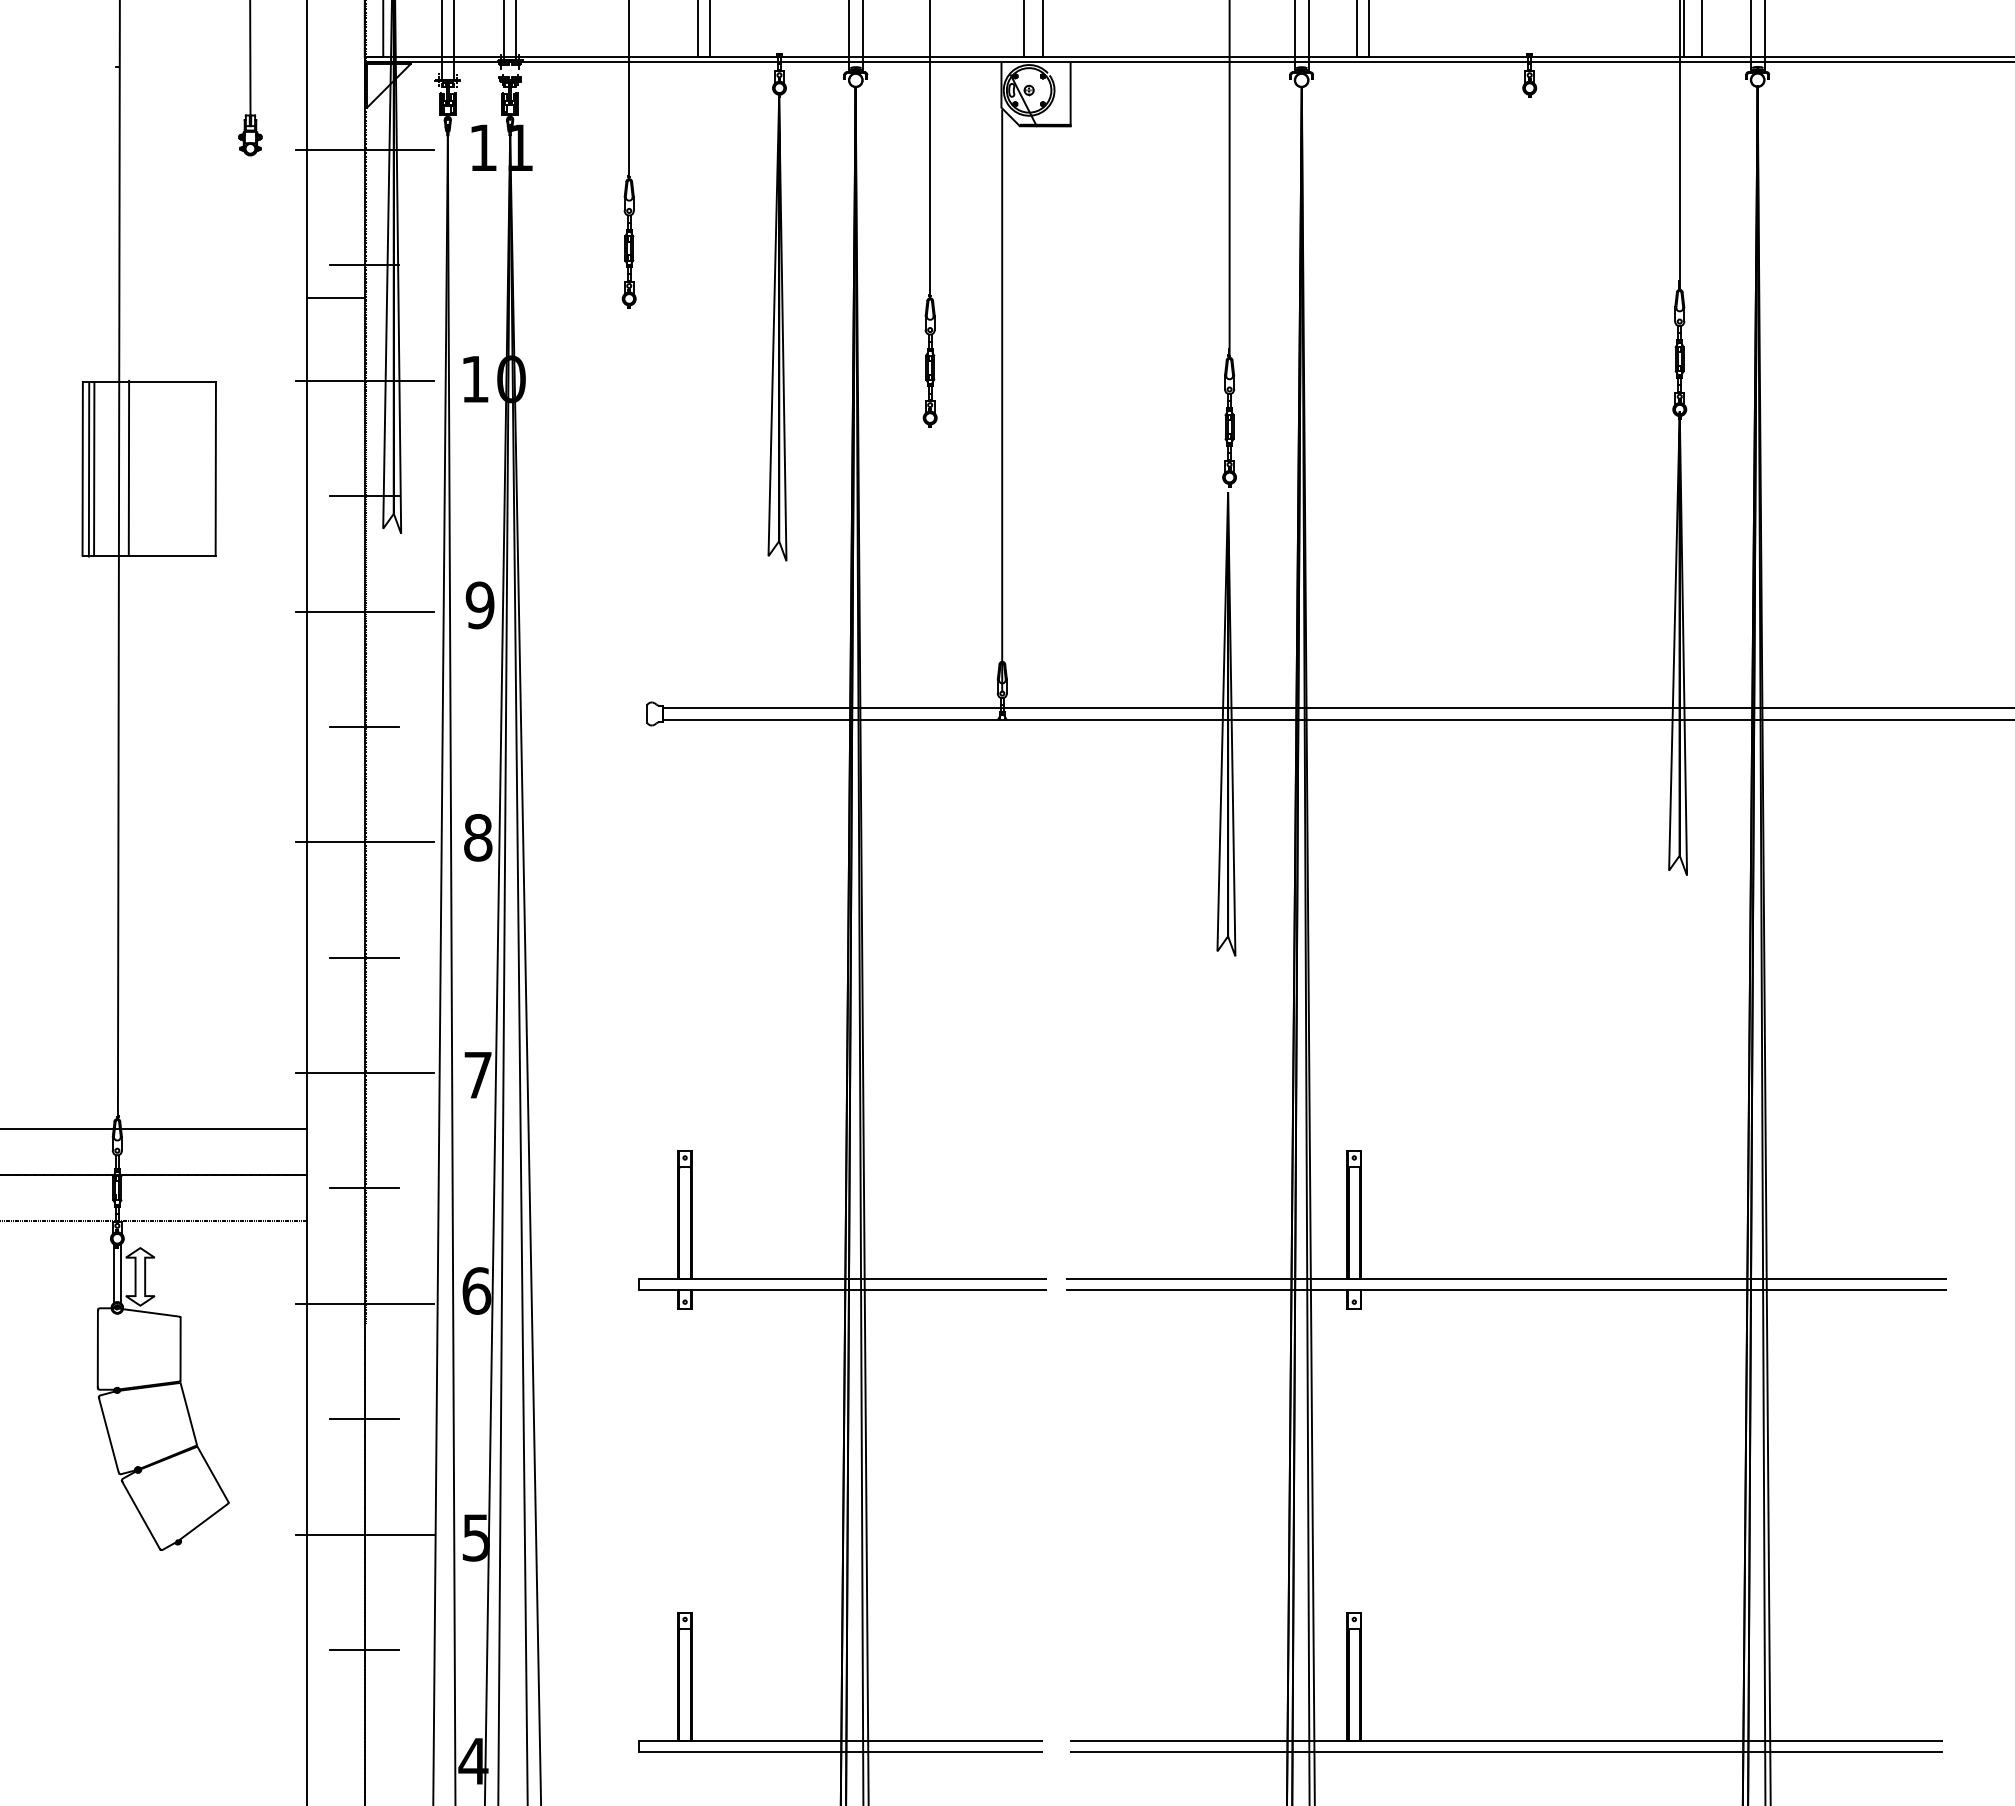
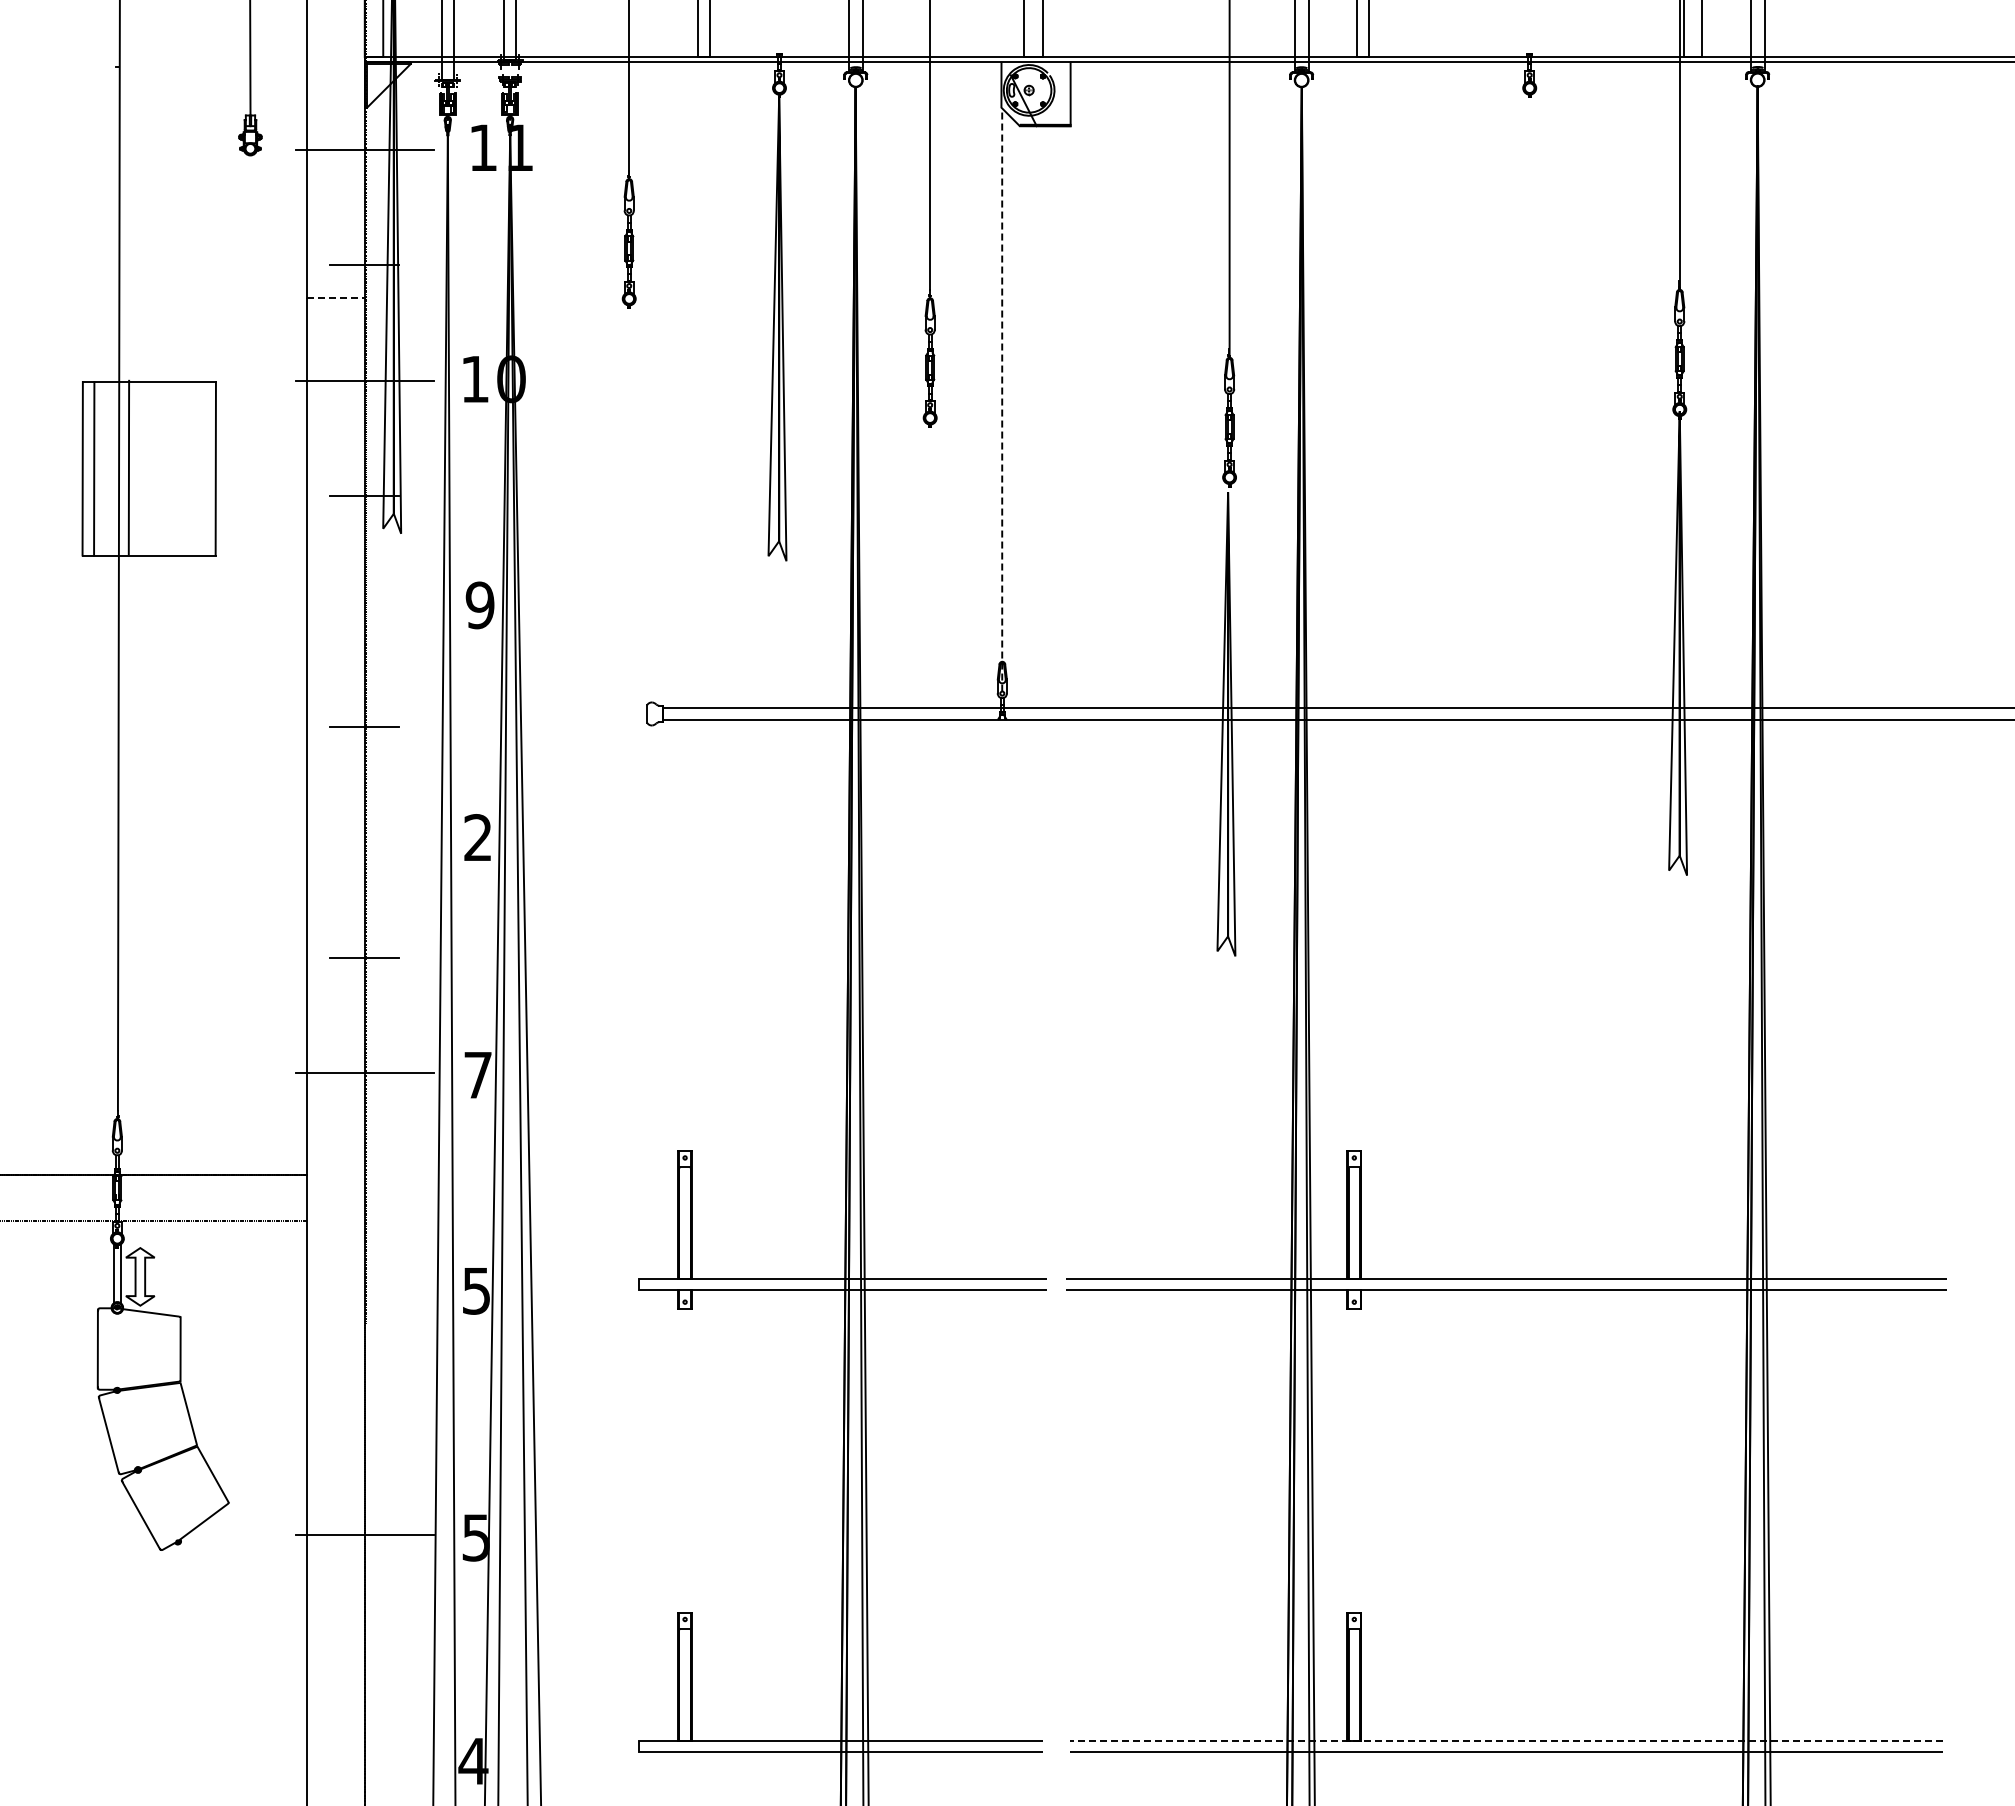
line: solid -> dashed (335, 298)
line: solid -> dashed (1002, 400)
line: present -> none (88, 469)
line: present -> none (364, 611)
text: 8 -> 2 (478, 837)
line: present -> none (364, 842)
line: present -> none (154, 1128)
line: present -> none (364, 1188)
text: 6 -> 5 (476, 1290)
line: present -> none (364, 1303)
line: present -> none (364, 1419)
line: present -> none (364, 1650)
line: solid -> dashed (1506, 1740)
